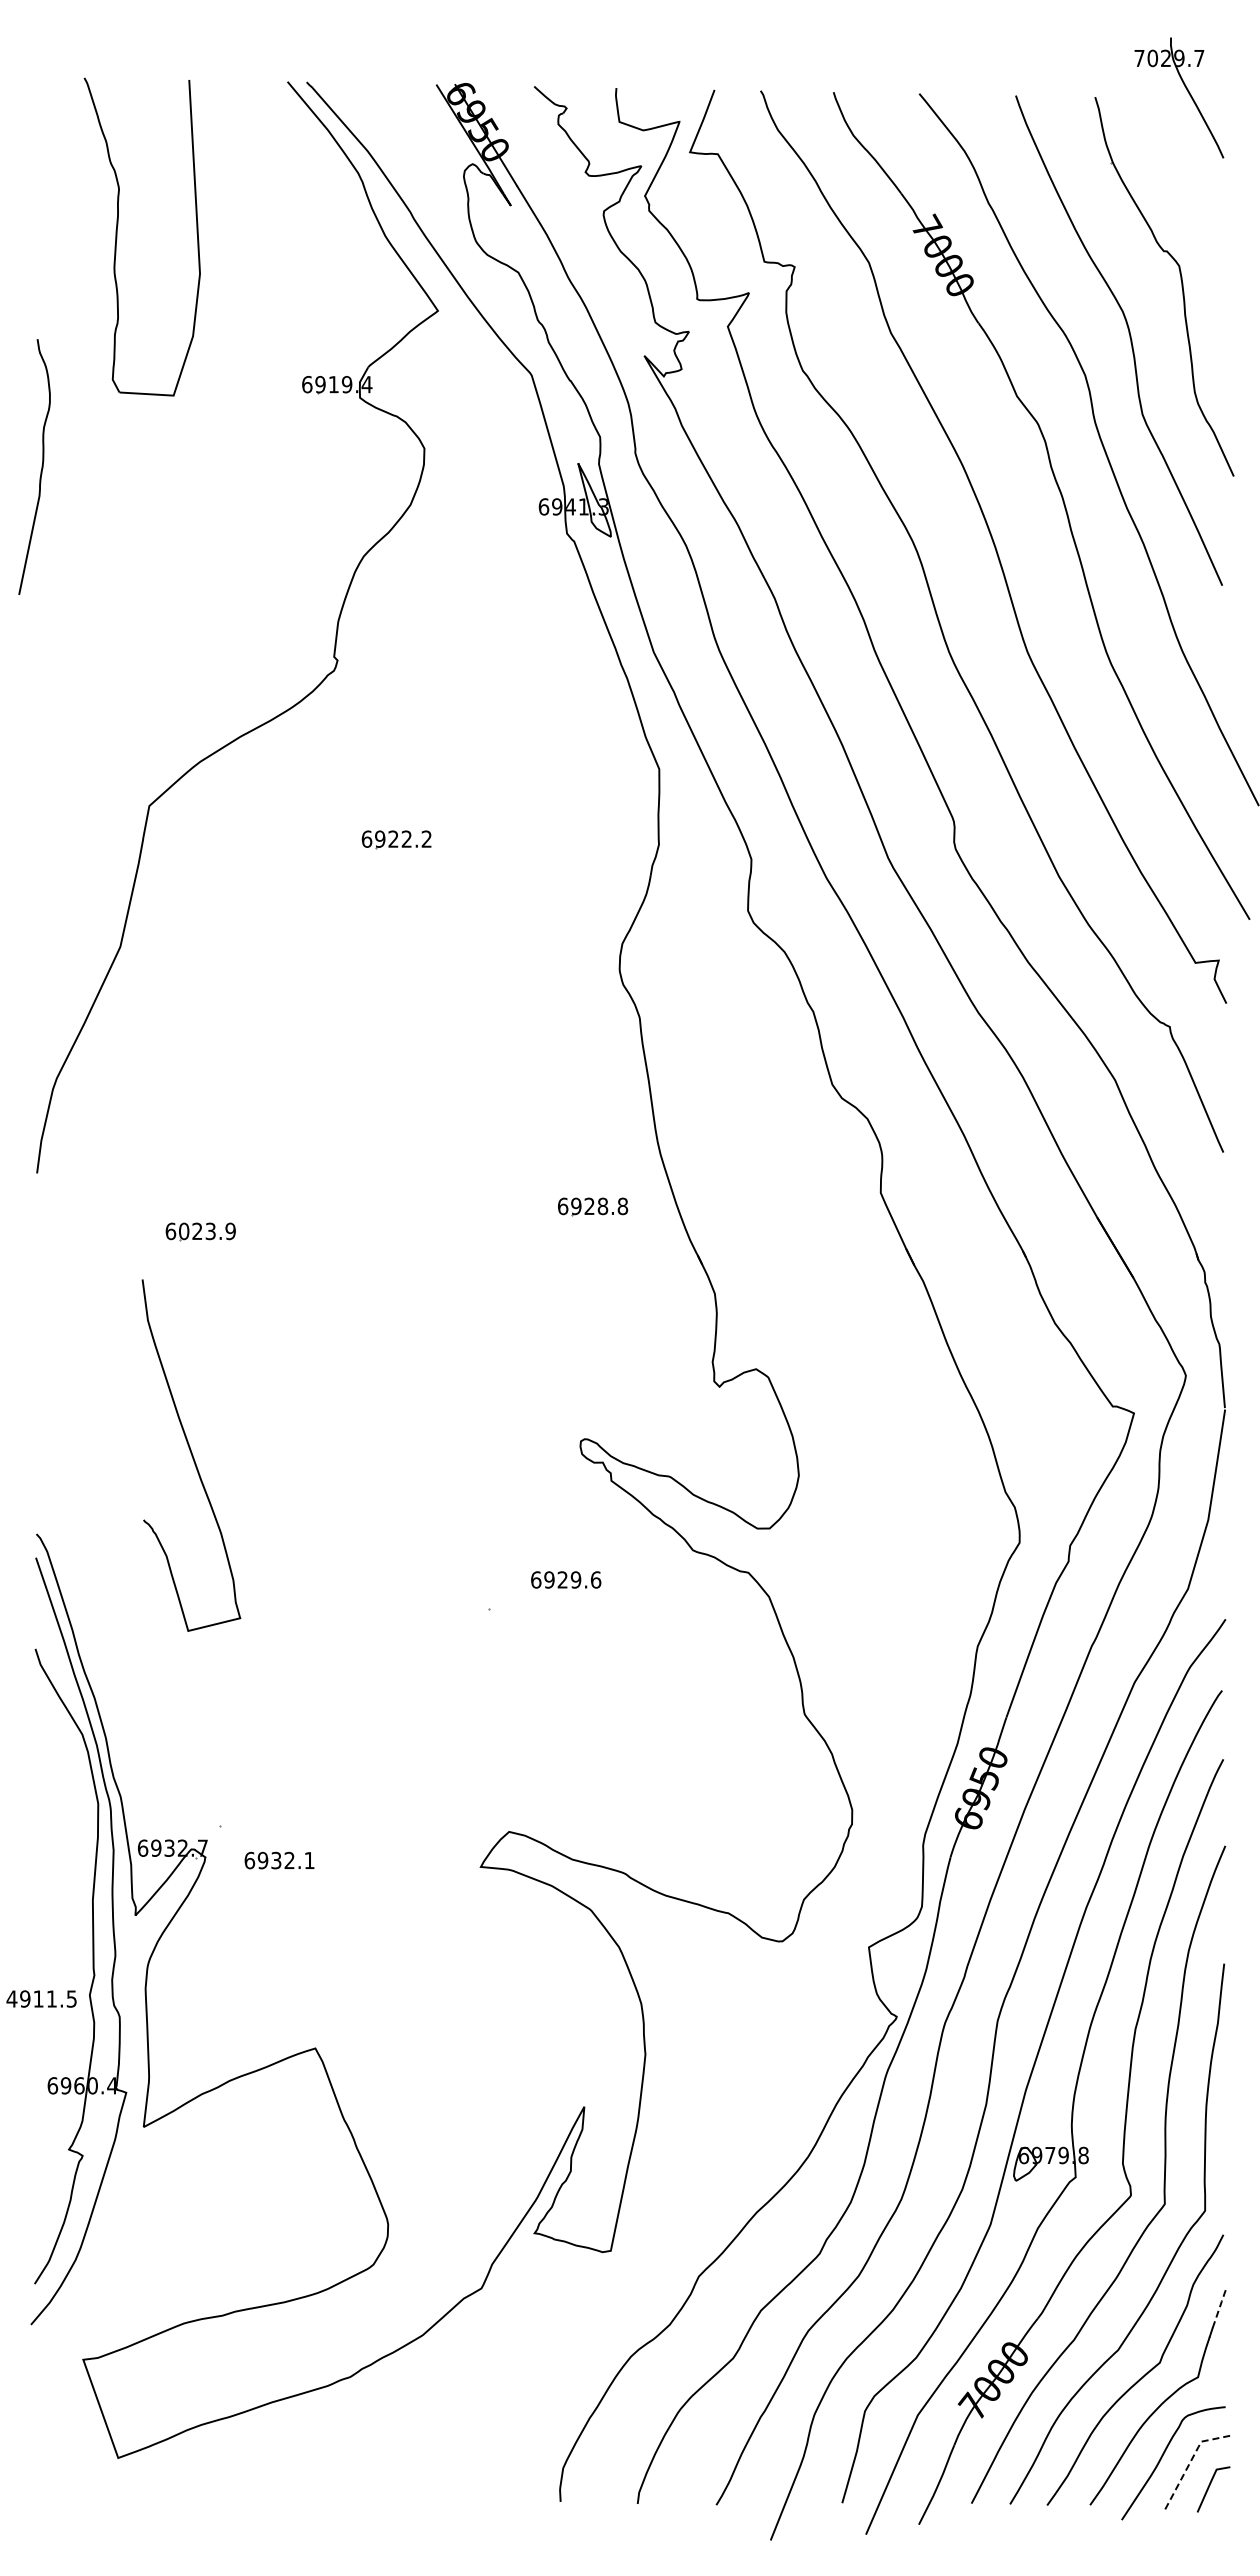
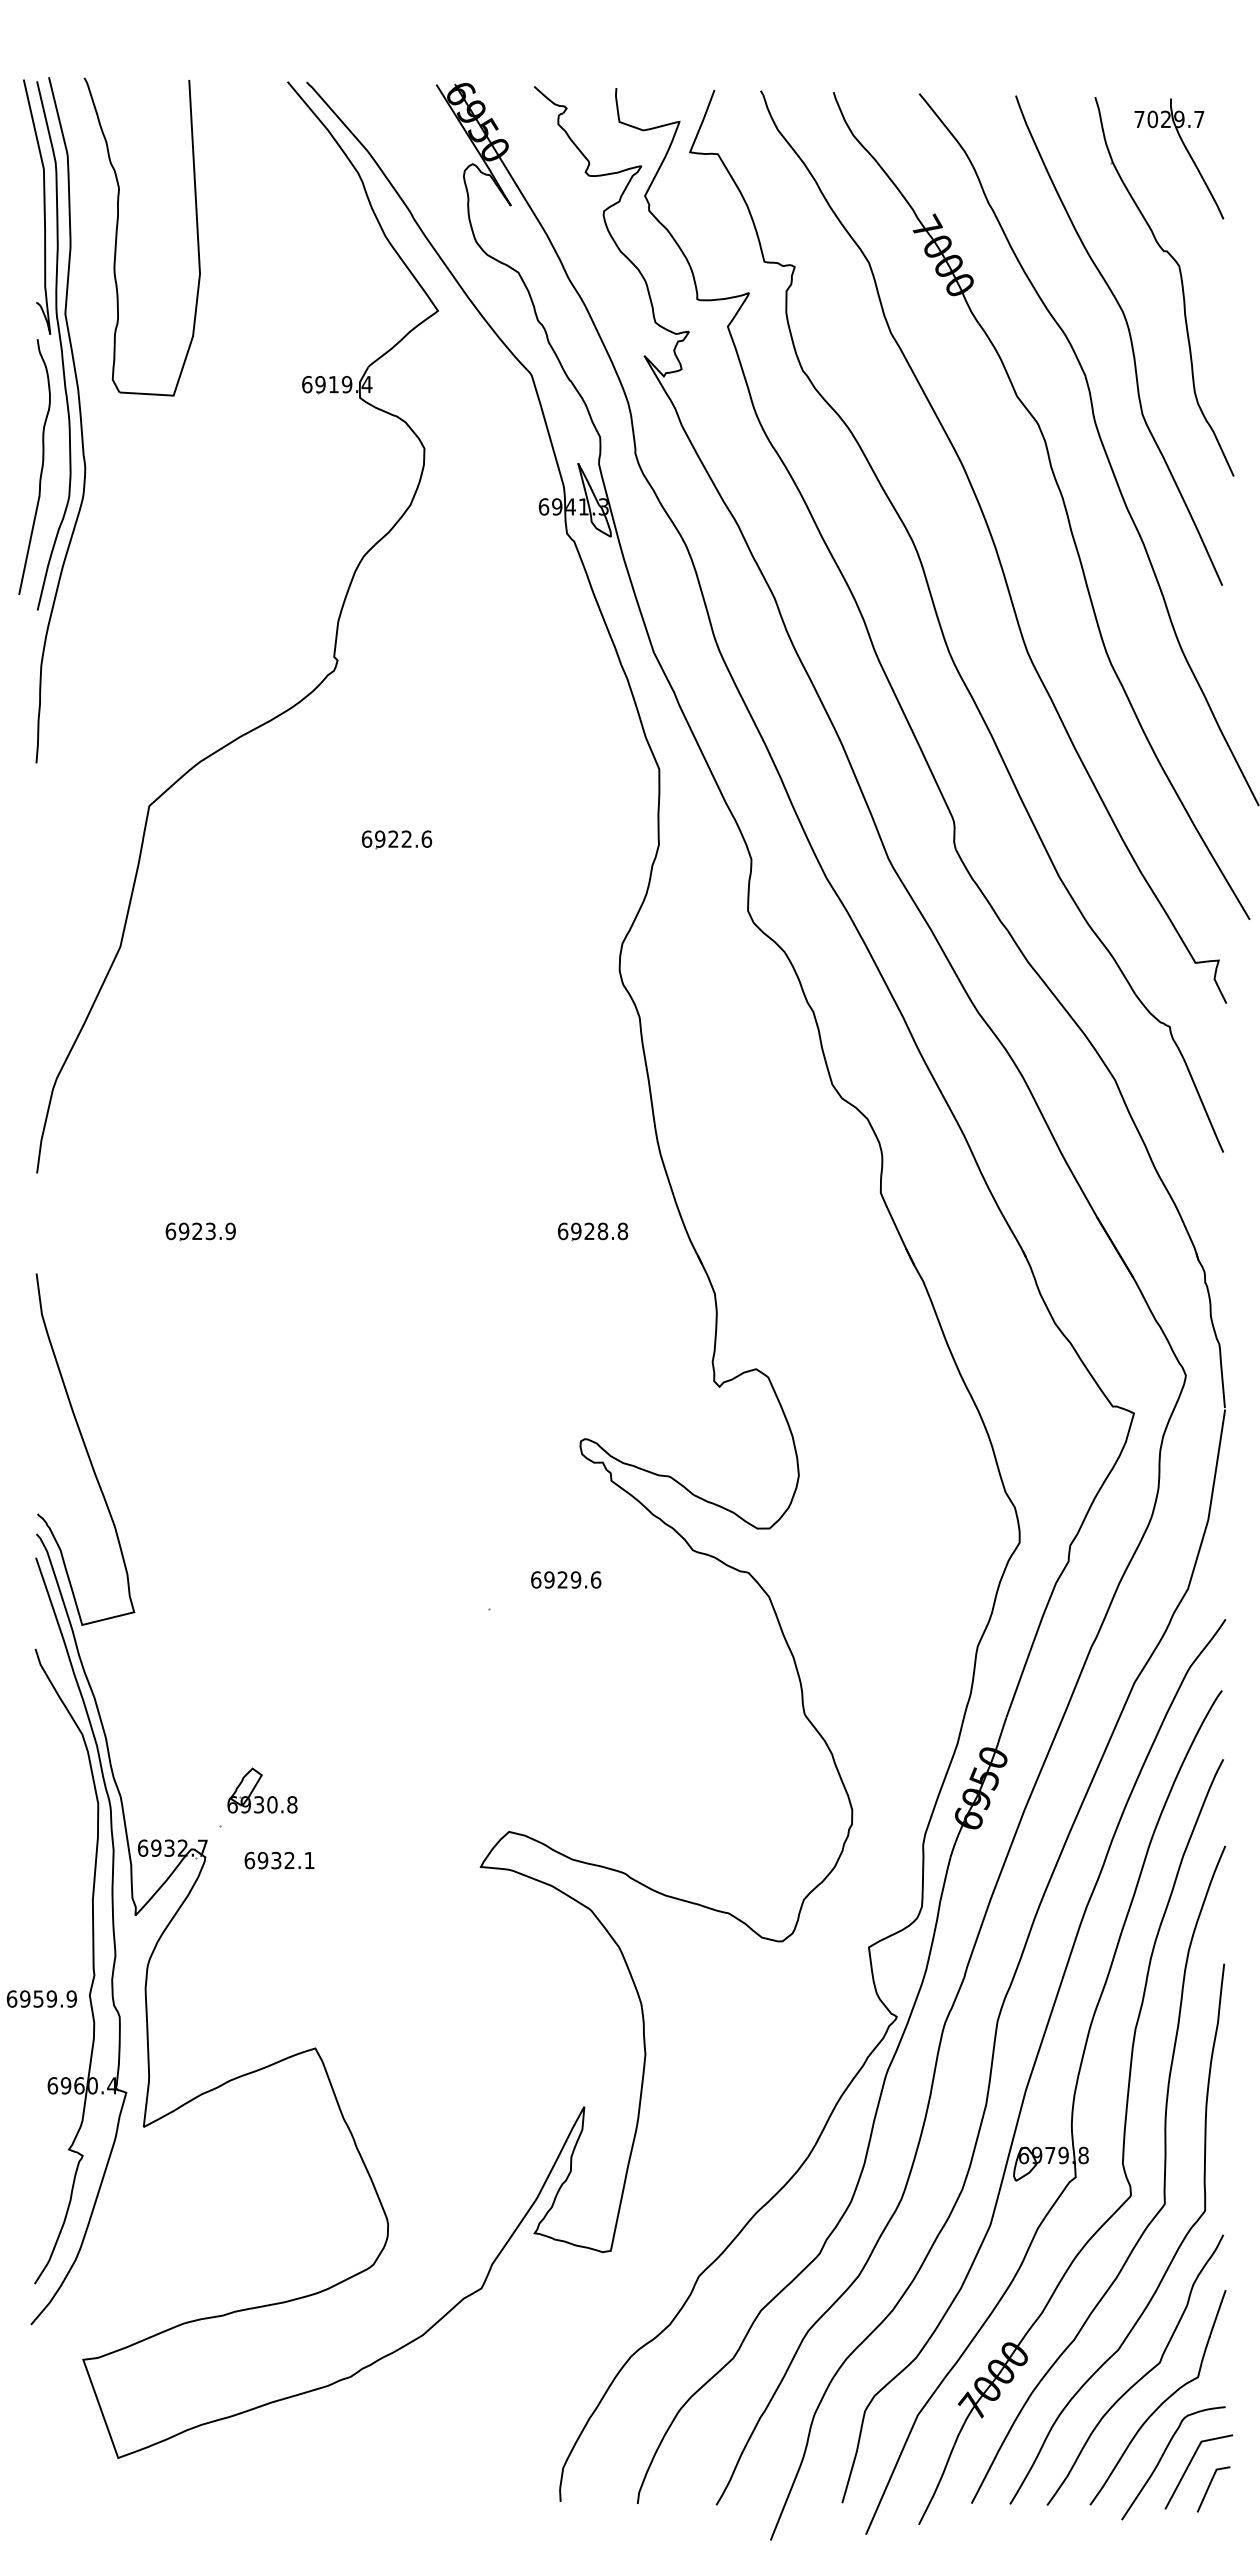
part position: (1188, 93) -> (1188, 154) (1188, 154)
part: none -> present (68, 420)
text: 6922.2 -> 6922.6 (426, 838)
part position: (593, 1206) -> (593, 1231) (593, 1231)
text: 6023.9 -> 6923.9 (183, 1231)
curve position: (191, 1455) -> (85, 1449) (85, 1449)
part: none -> present (261, 1796)
text: 4911.5 -> 6959.9 (41, 1998)
line: dashed -> solid (1219, 2308)
line: dashed -> solid (1191, 2459)
